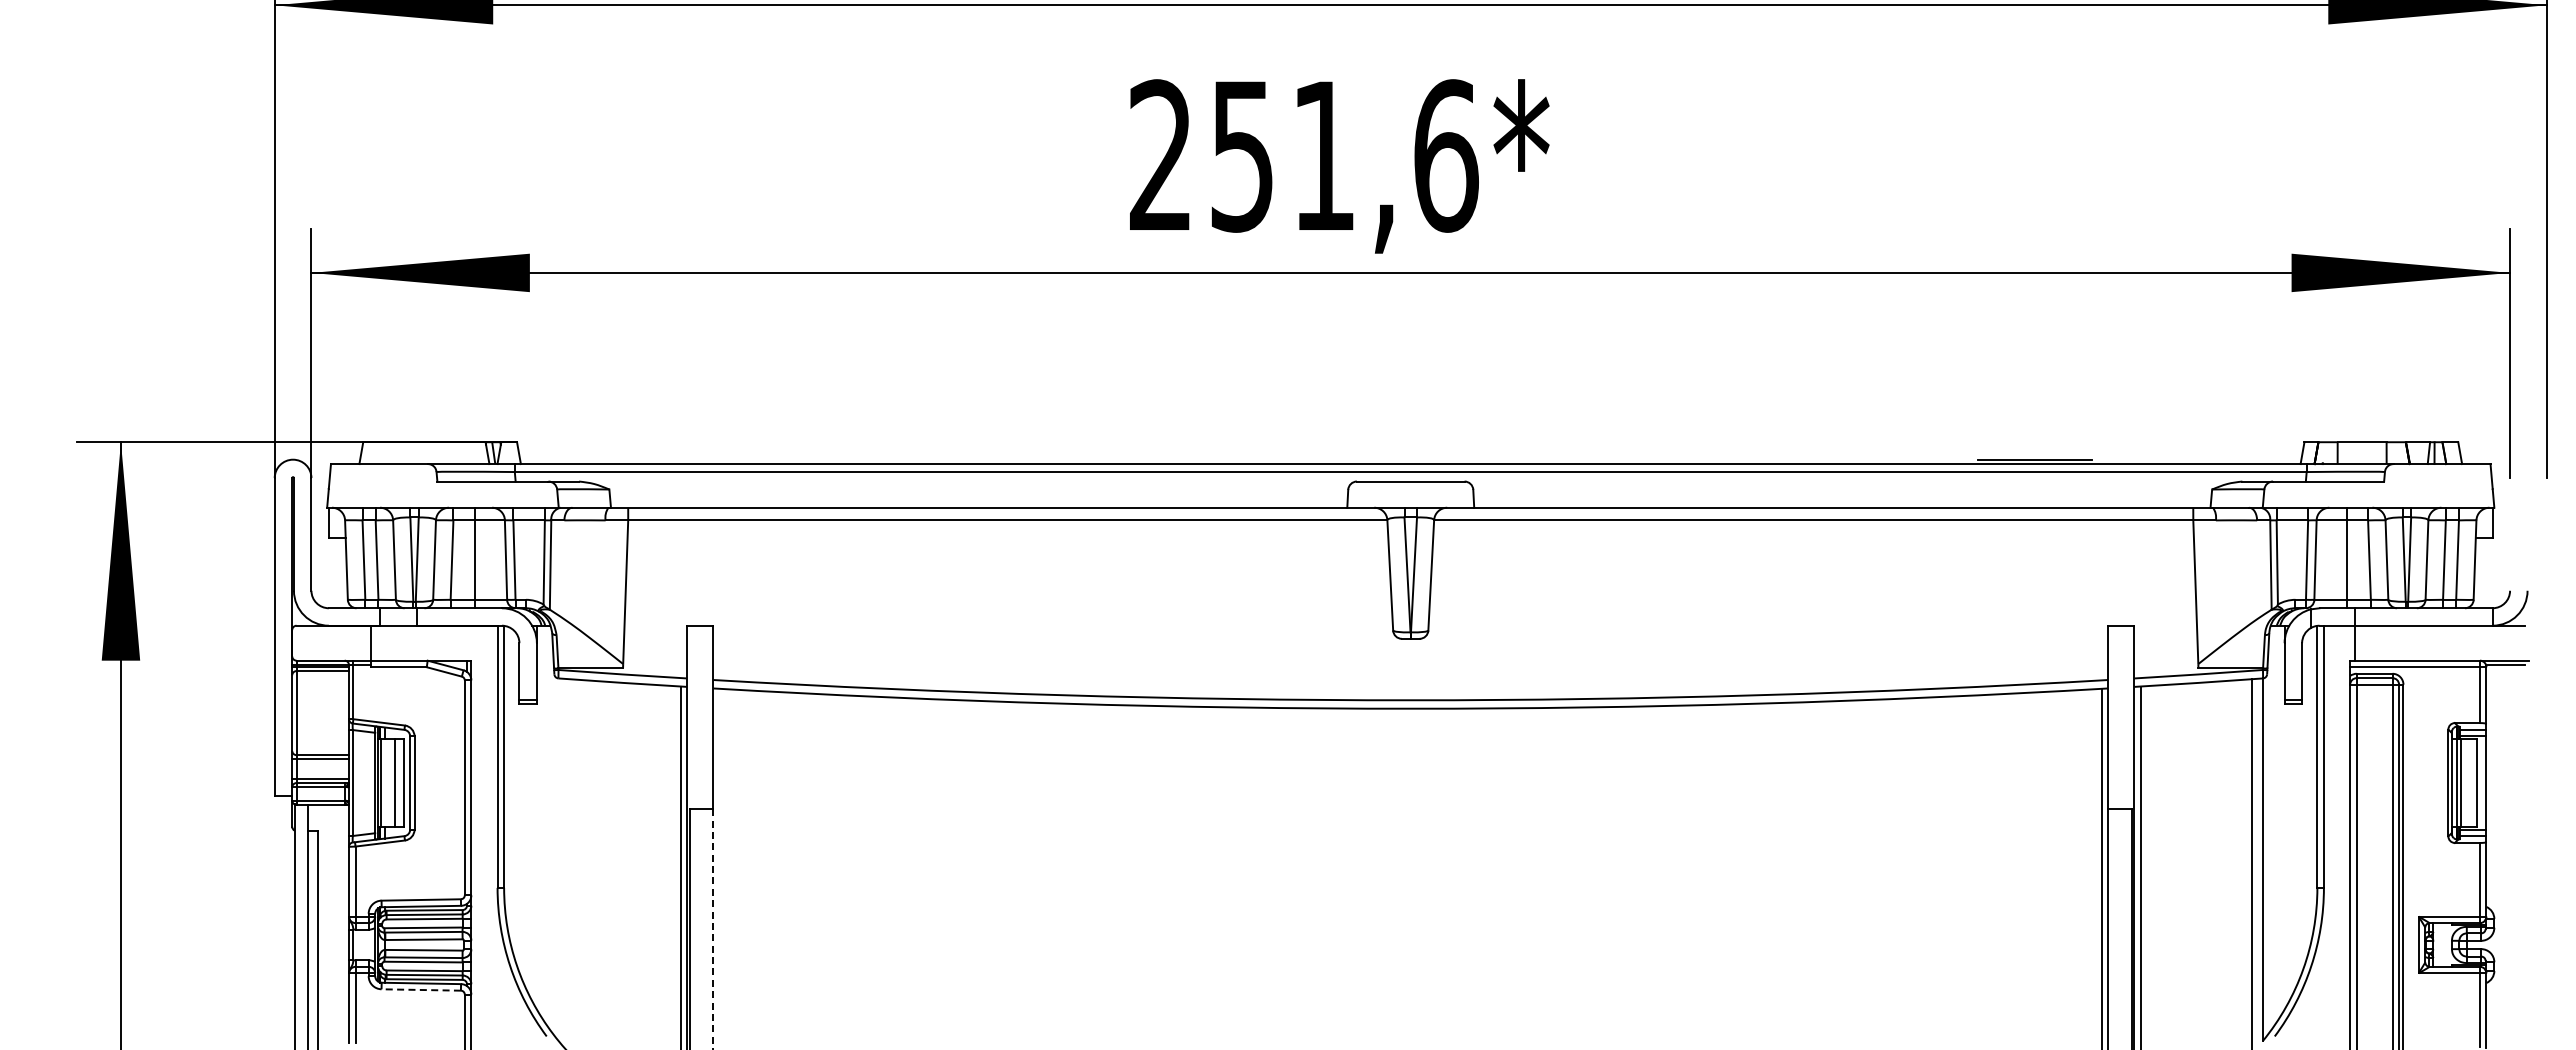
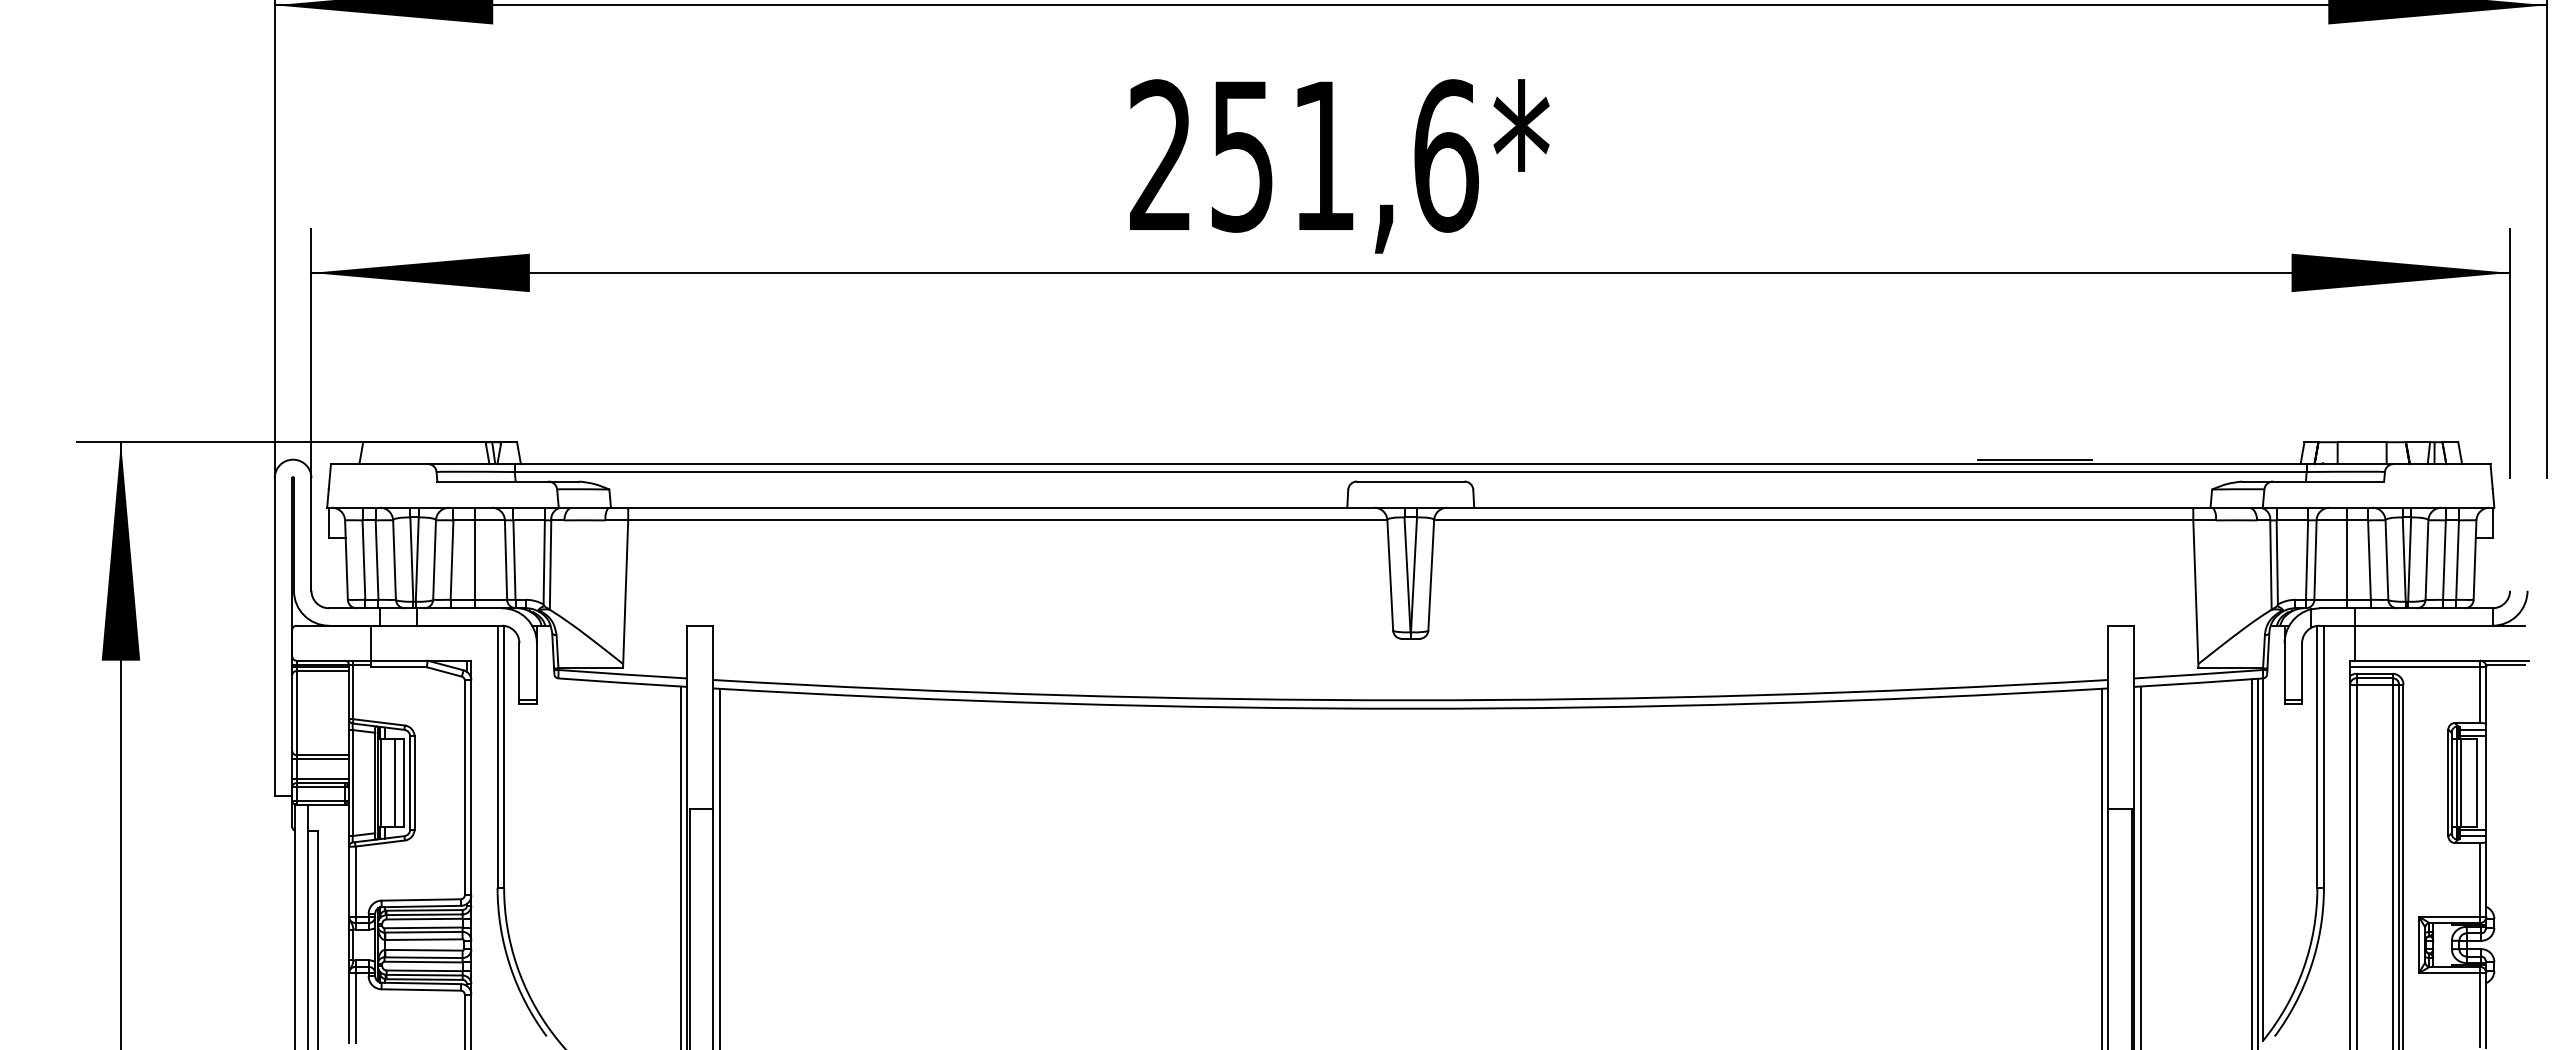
line: none -> present (2258, 862)
line: none -> present (719, 867)
line: dashed -> solid (713, 929)
line: dashed -> solid (421, 989)
